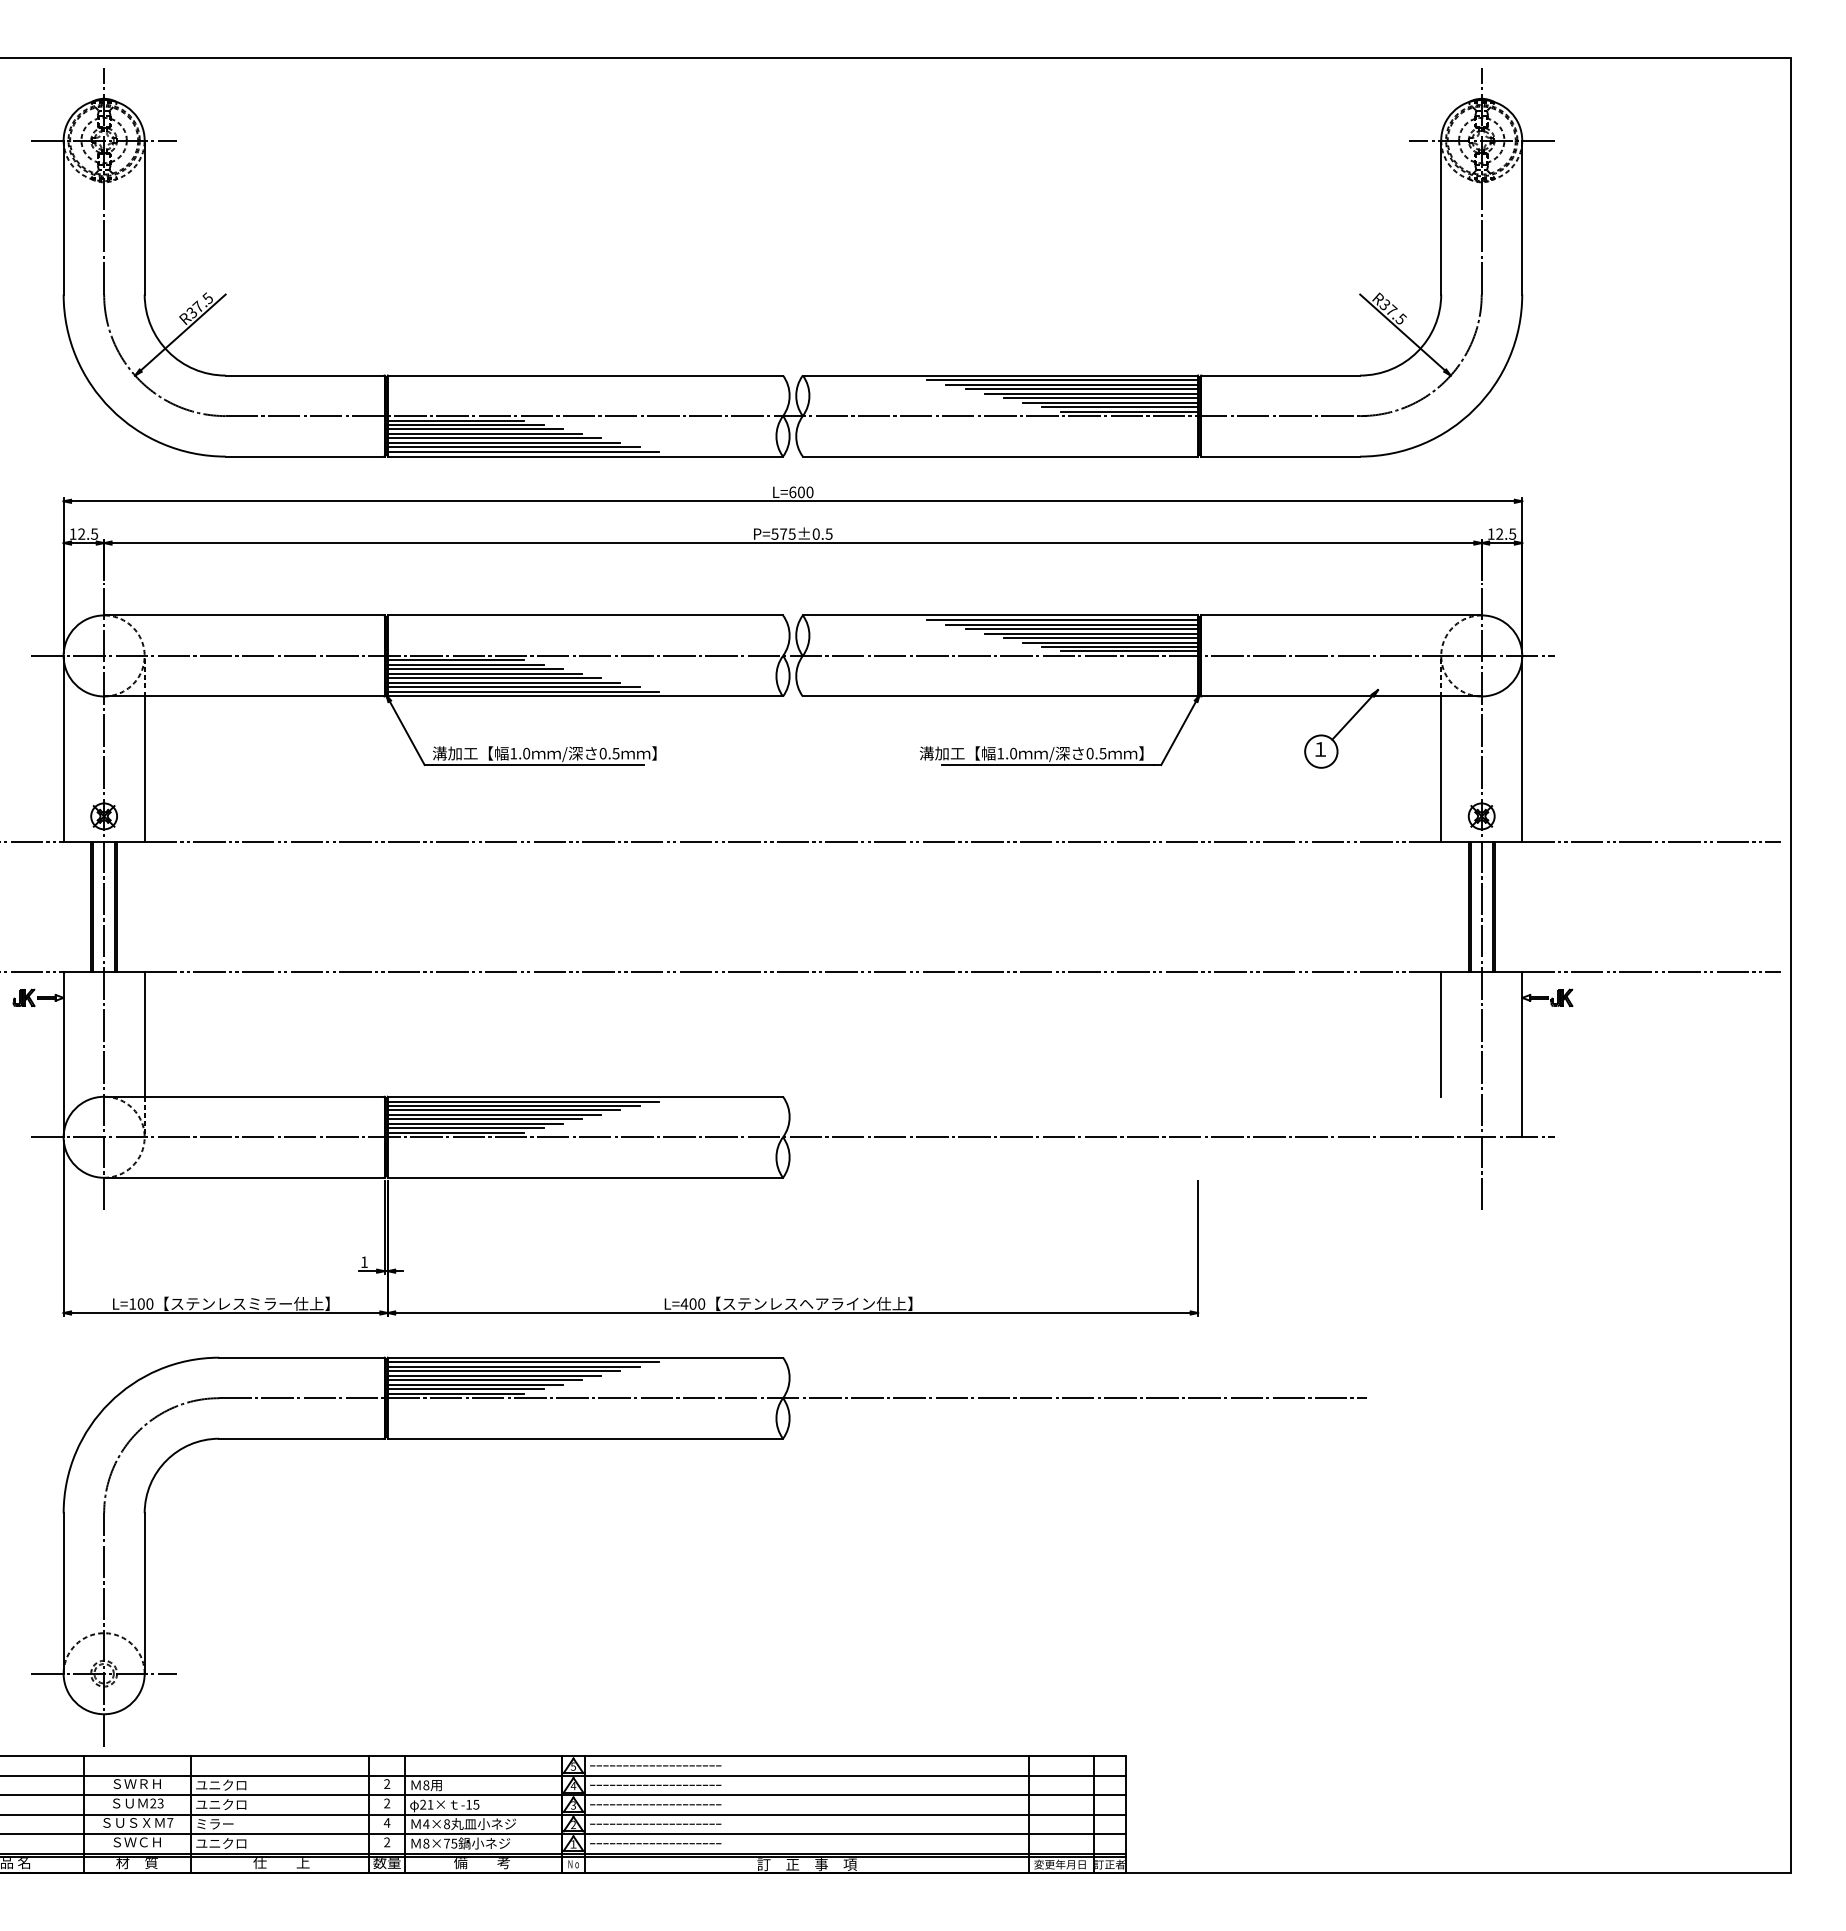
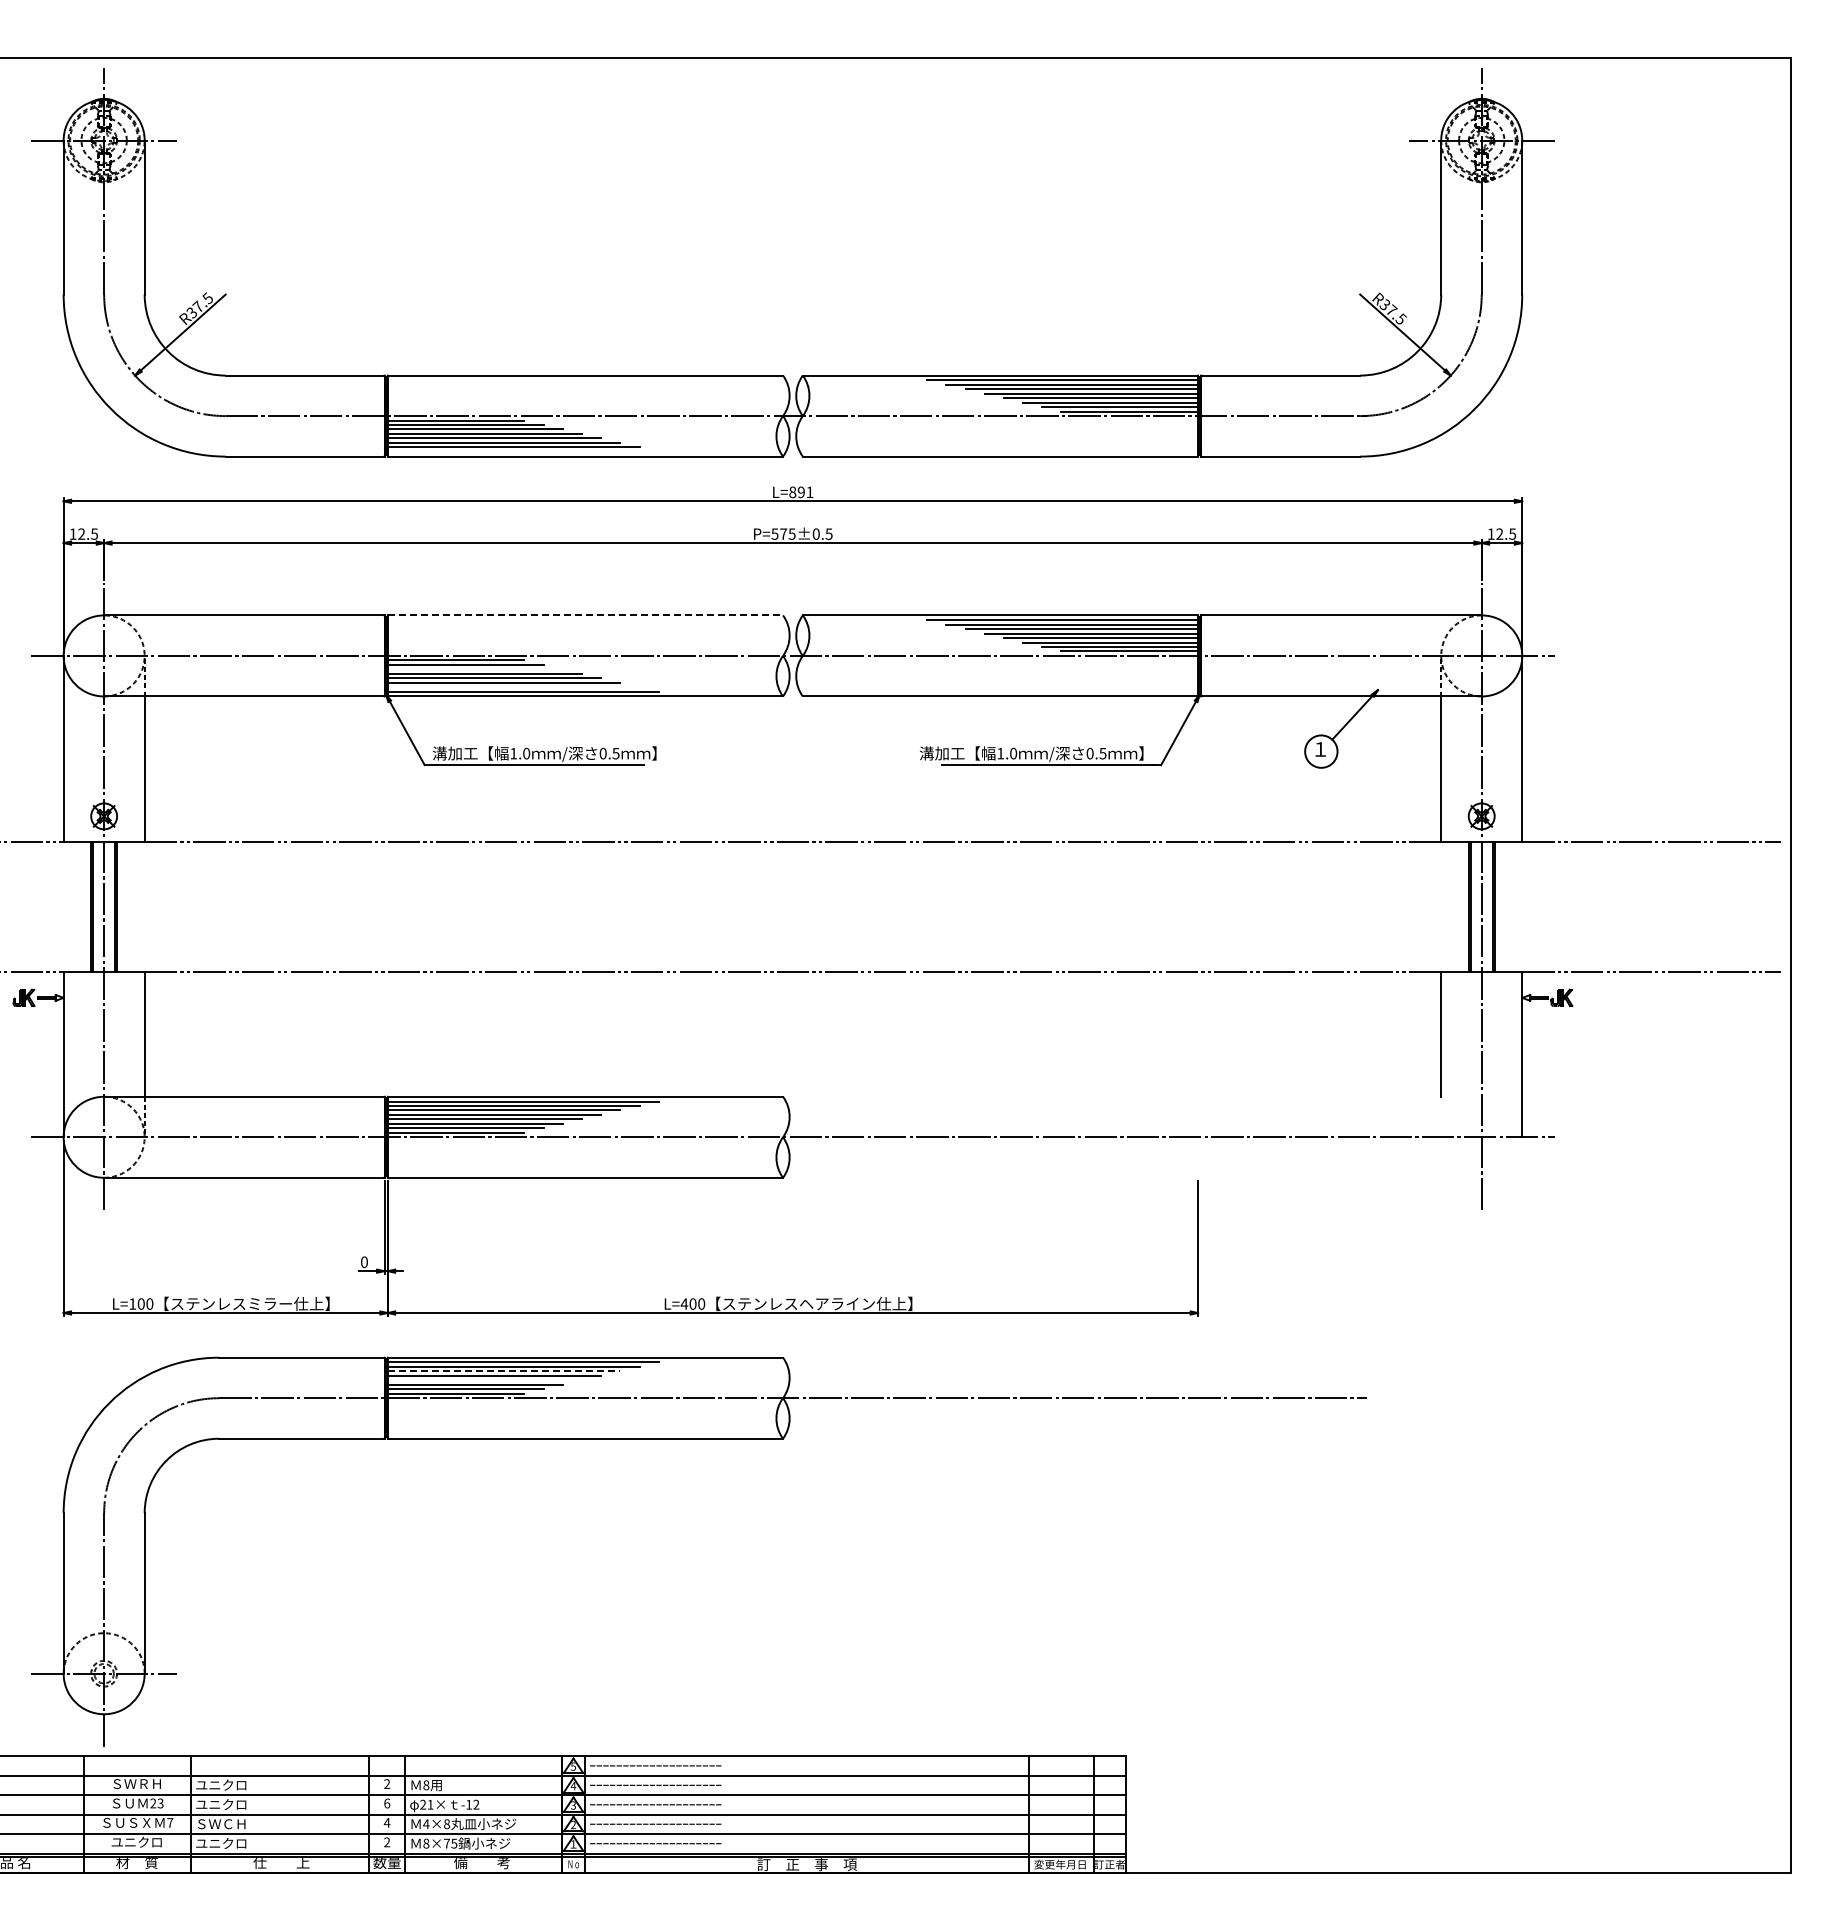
line: present -> none (522, 451)
text: L=600 -> L=891 (801, 492)
line: solid -> dashed (585, 615)
line: present -> none (474, 669)
line: present -> none (513, 687)
text: 1 -> 0 (364, 1262)
line: solid -> dashed (504, 1371)
line: present -> none (484, 1380)
text: 2 -> 6 (387, 1803)
text: -15 -> -12 (476, 1804)
text: ミラー -> ＳＷＣＨ (221, 1824)
text: ＳＷＣＨ -> ユニクロ (136, 1841)
